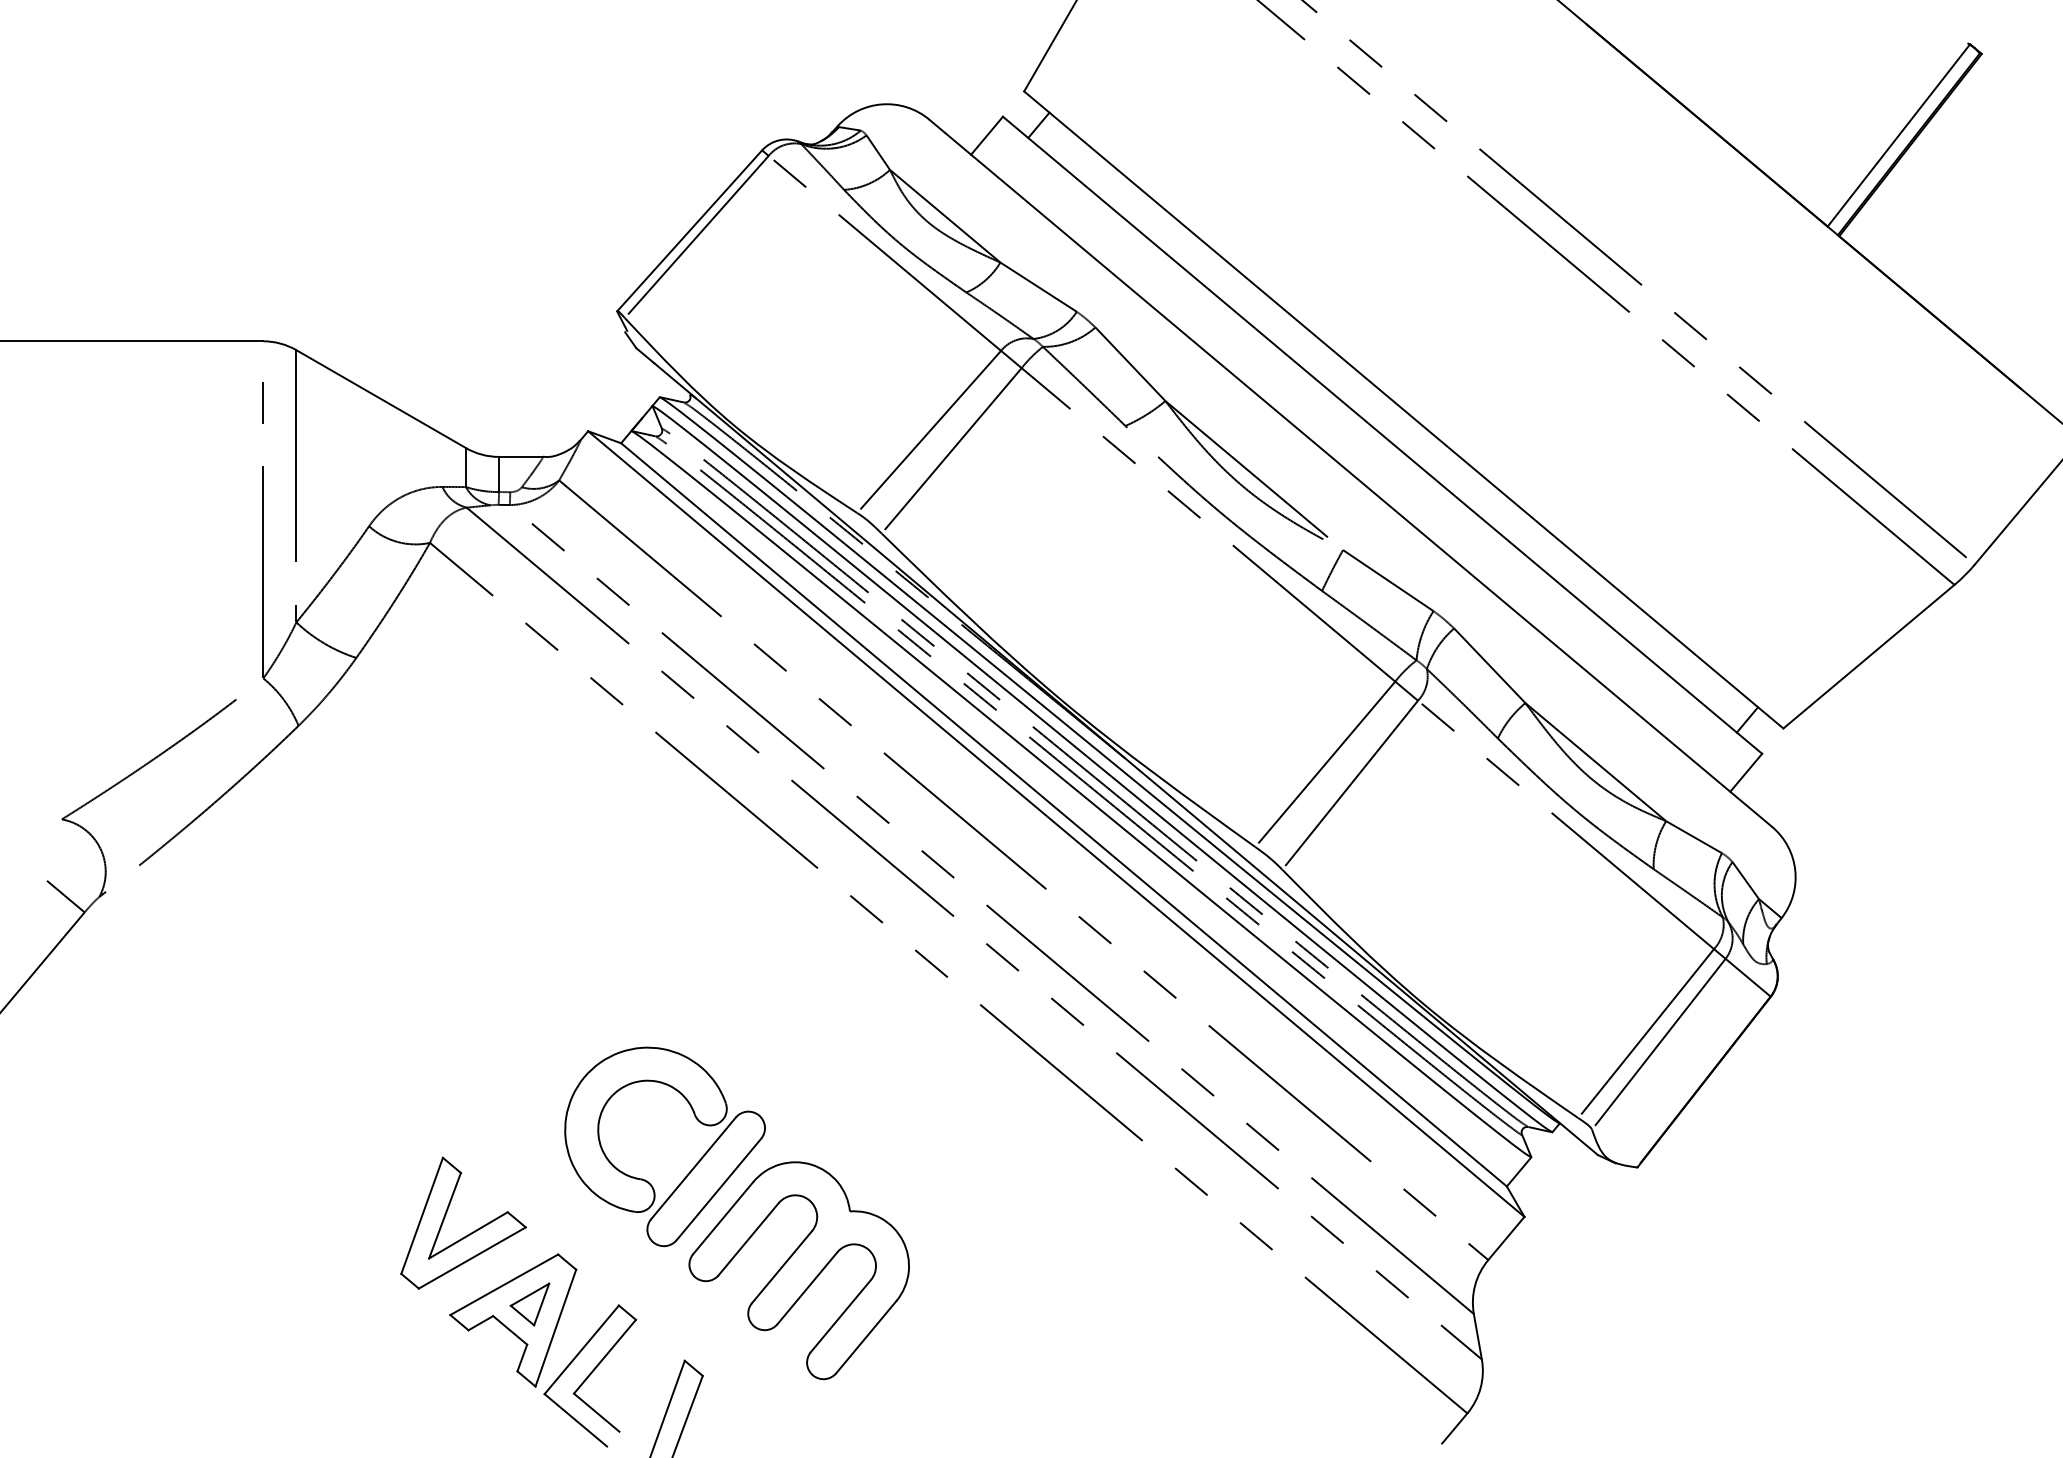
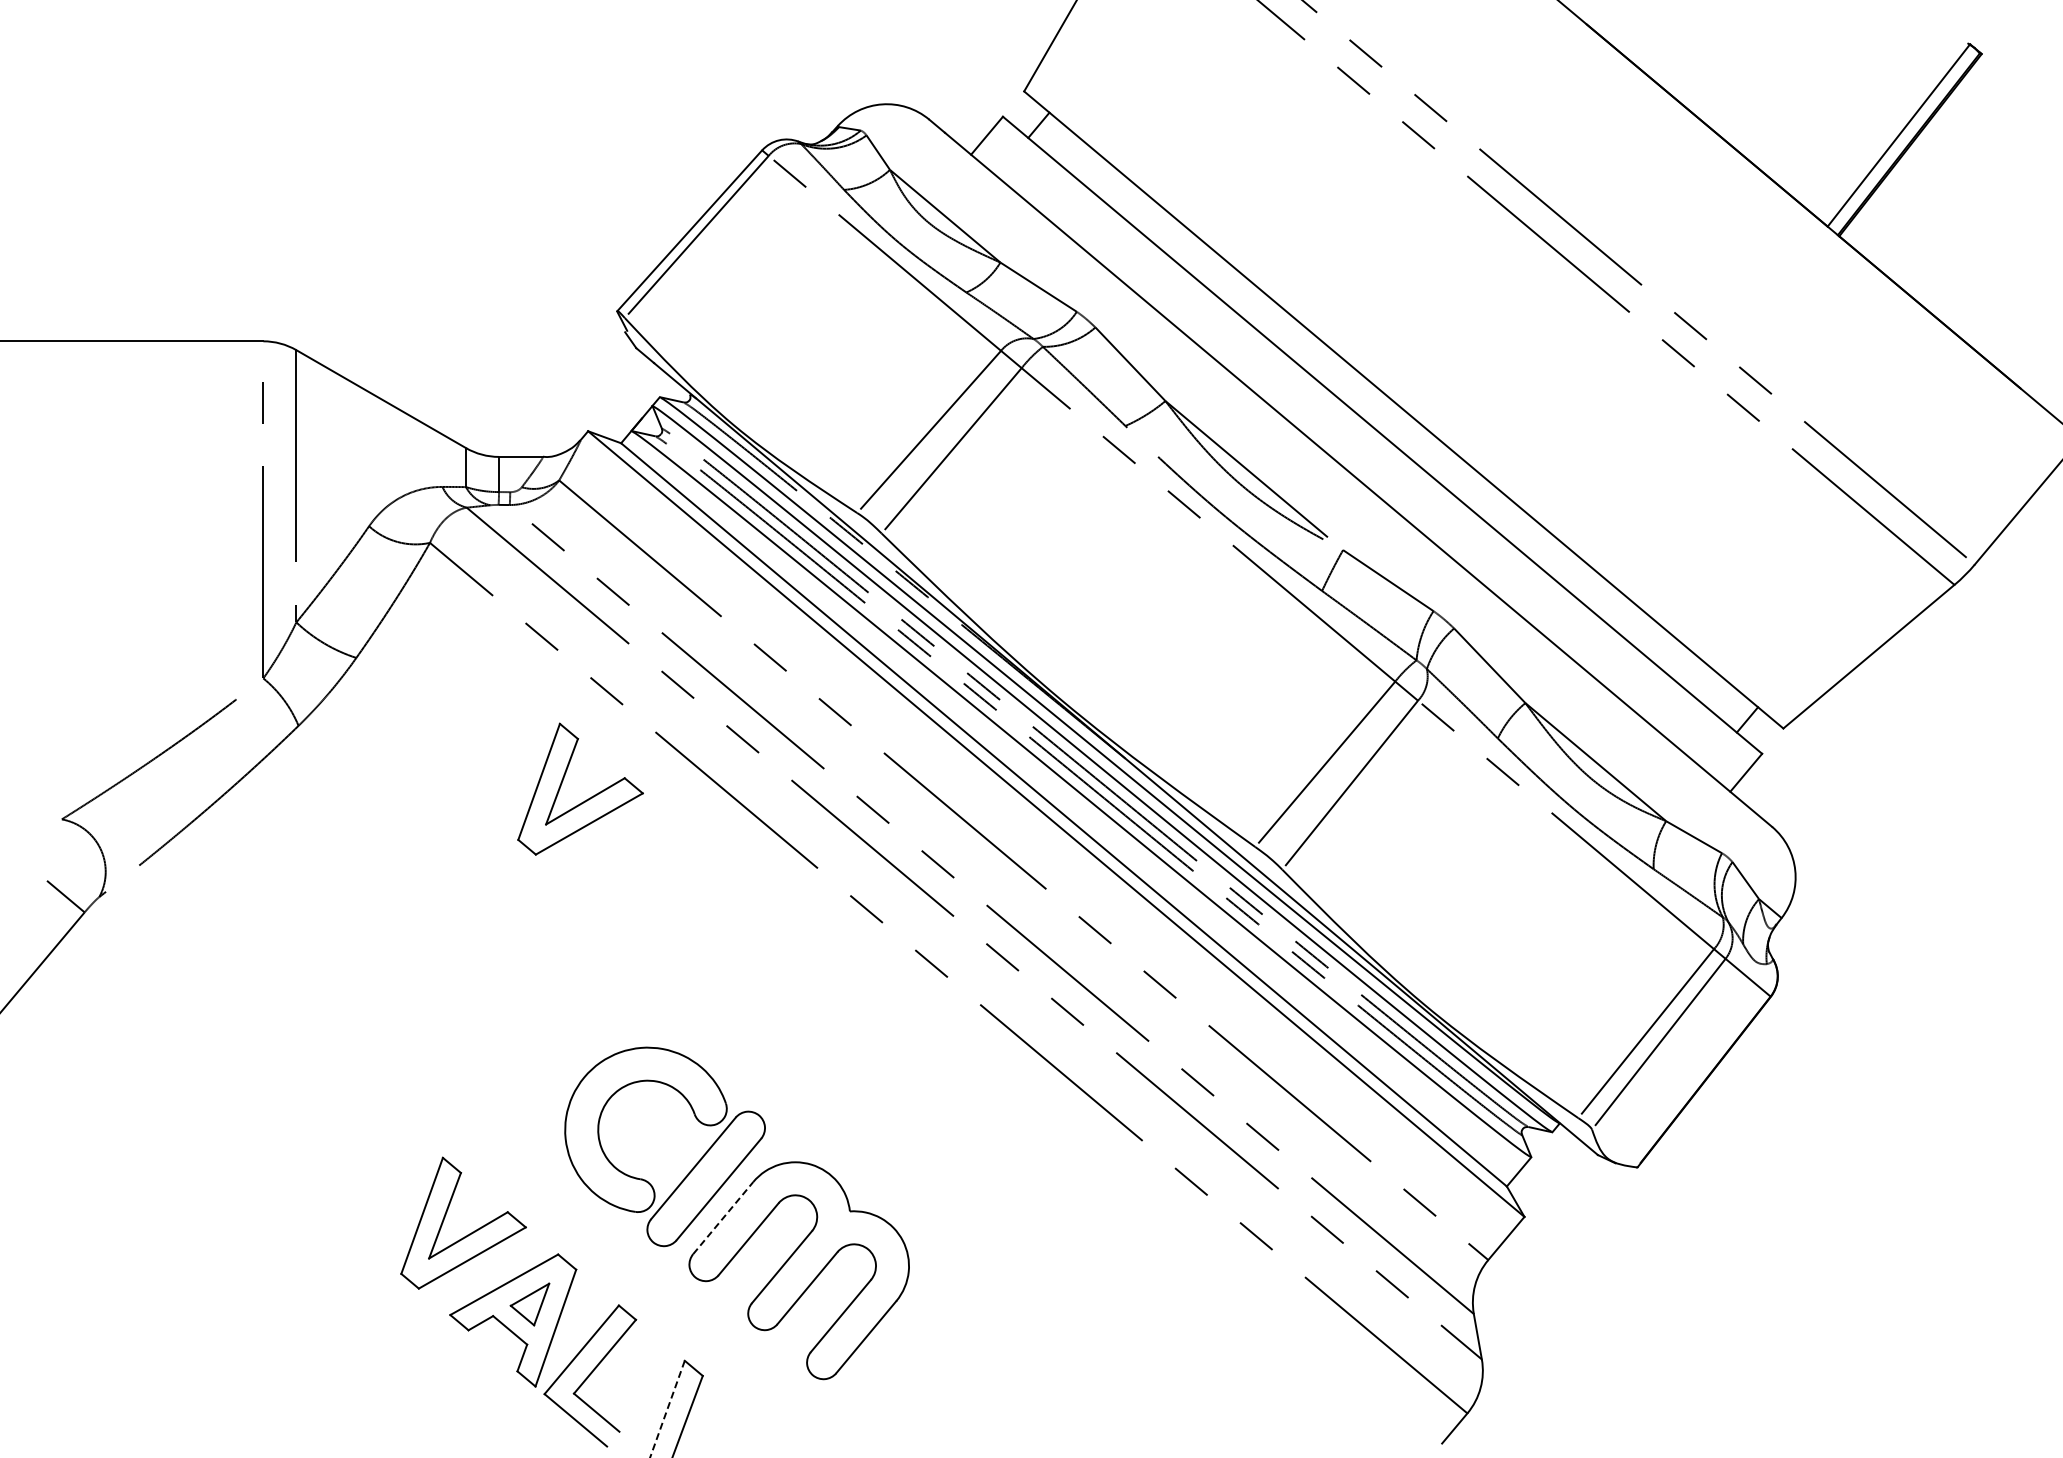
part: none -> present (586, 799)
line: solid -> dashed (723, 1218)
line: solid -> dashed (667, 1409)
